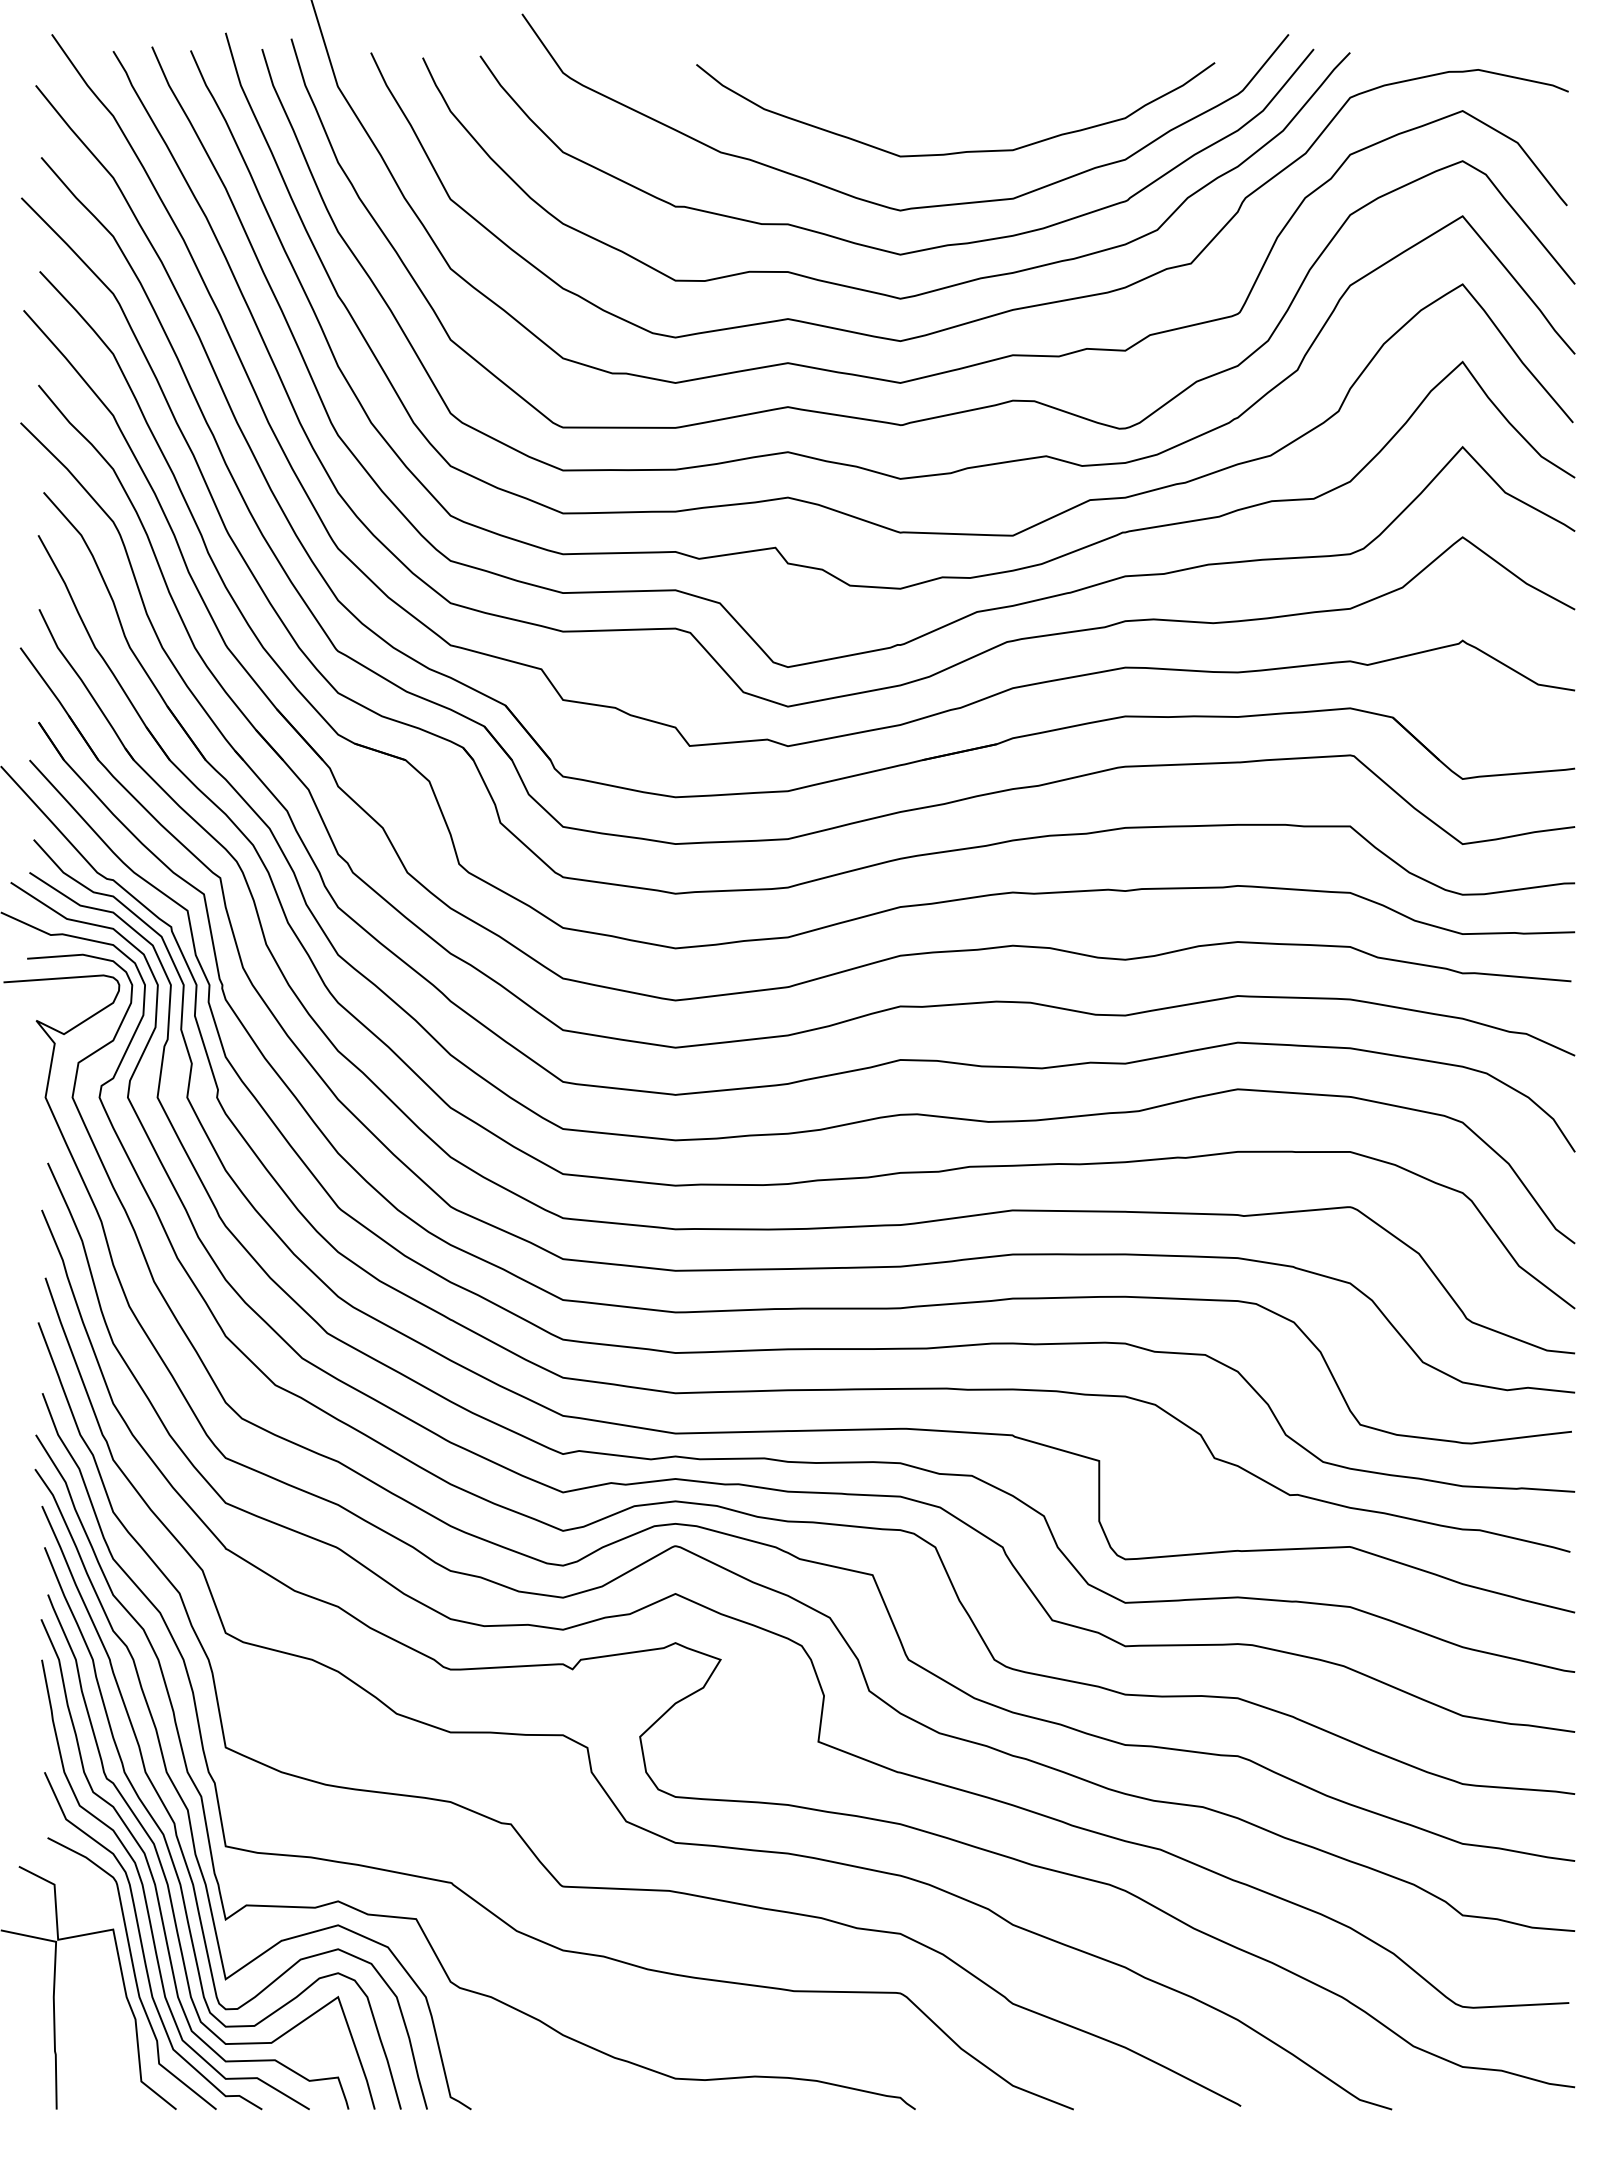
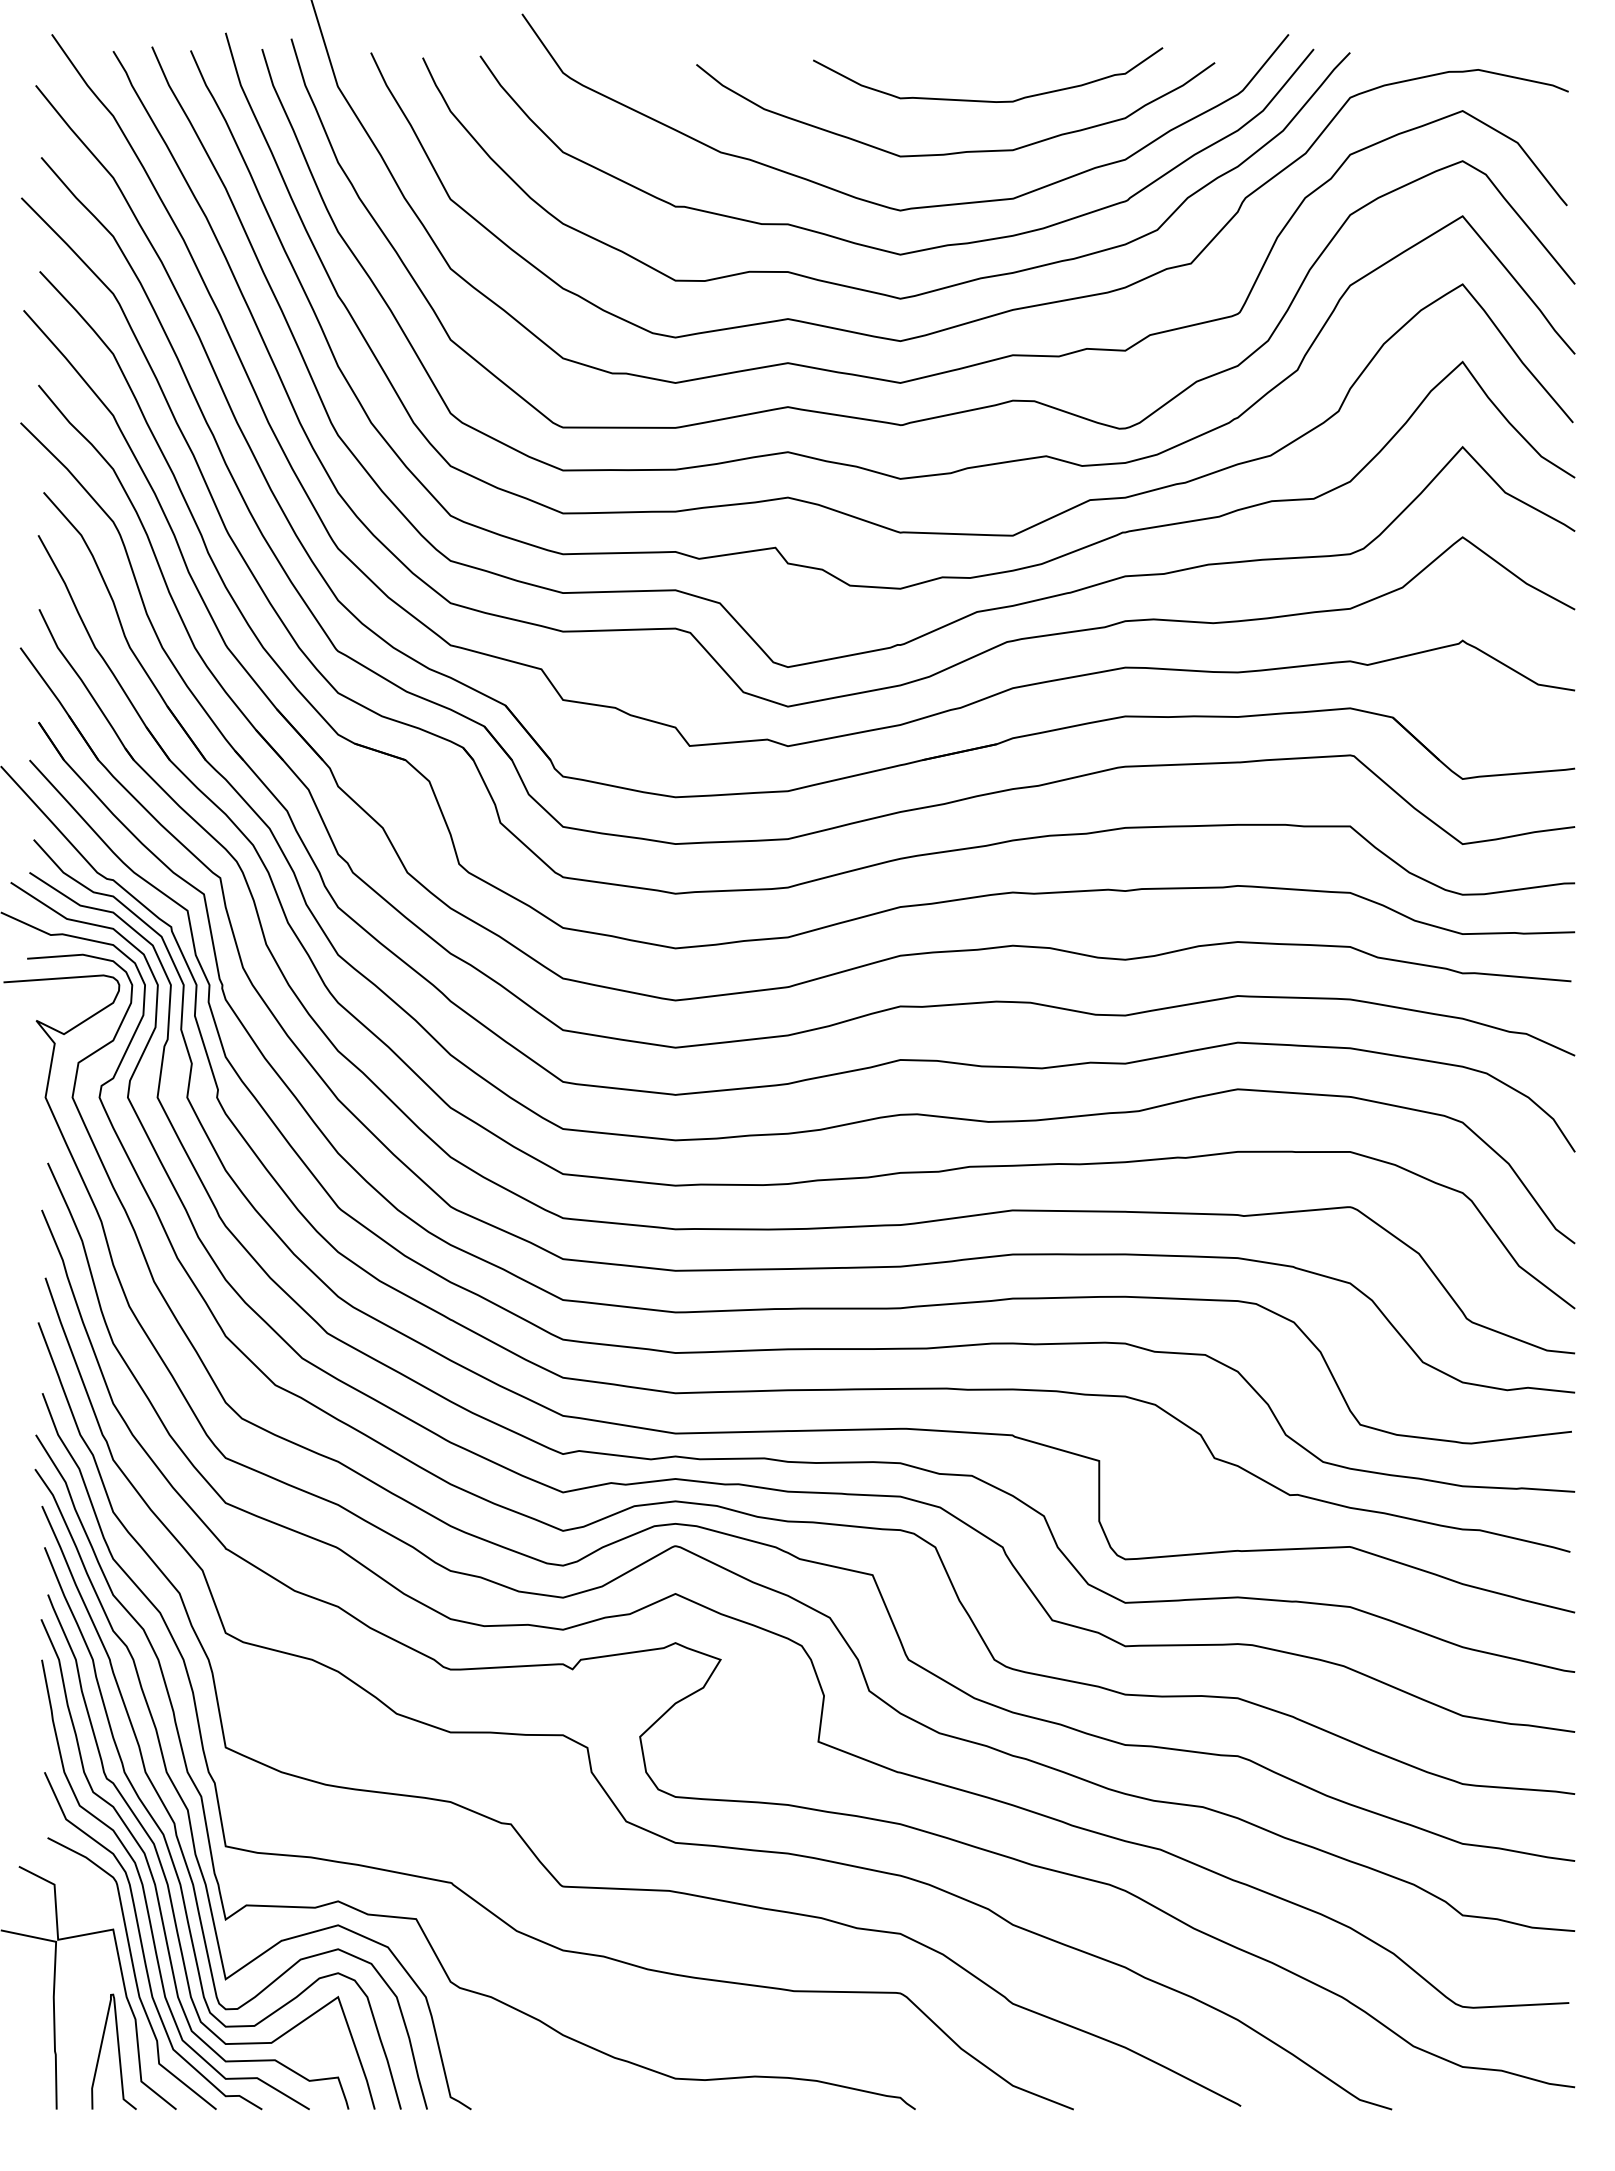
curve: none -> present (988, 100)
curve: none -> present (118, 2051)
